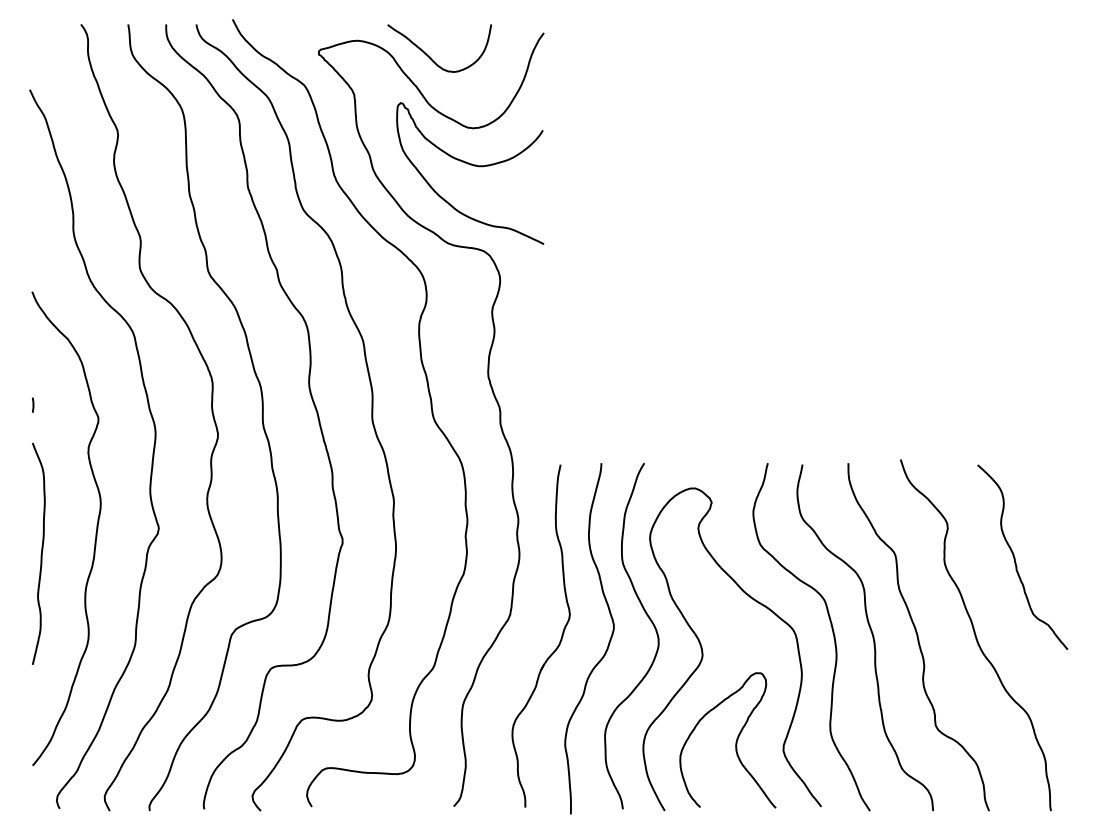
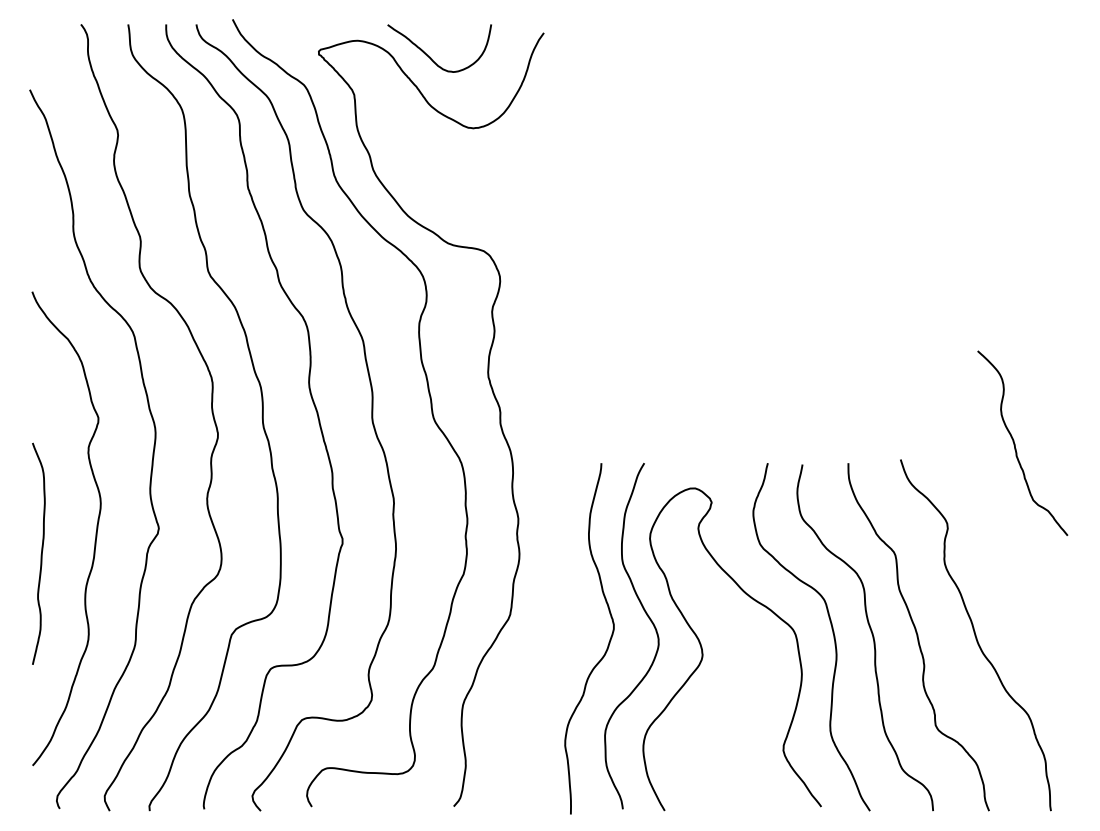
curve: present -> none (473, 166)
line: present -> none (33, 404)
curve position: (1015, 557) -> (1015, 443) (1015, 443)
part: present -> none (557, 645)
curve: present -> none (735, 741)
